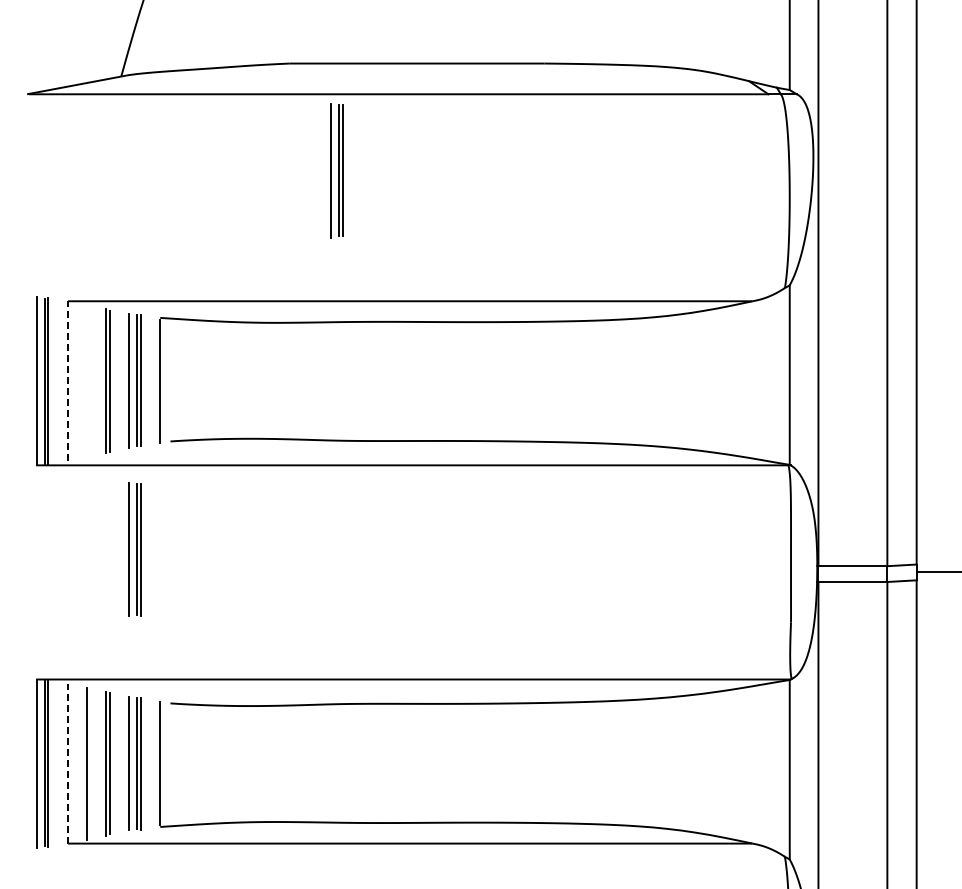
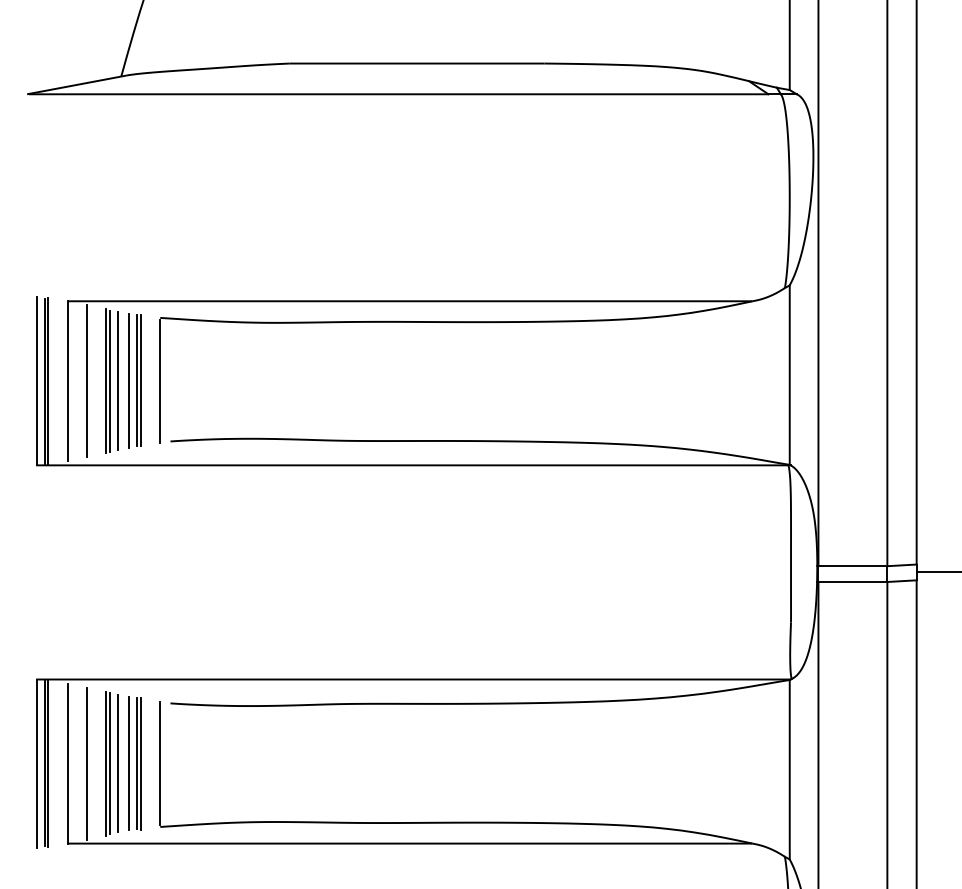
part: present -> none (336, 170)
line: none -> present (86, 380)
line: none -> present (118, 380)
line: dashed -> solid (67, 381)
part: present -> none (134, 549)
line: dashed -> solid (67, 763)
line: none -> present (118, 763)
